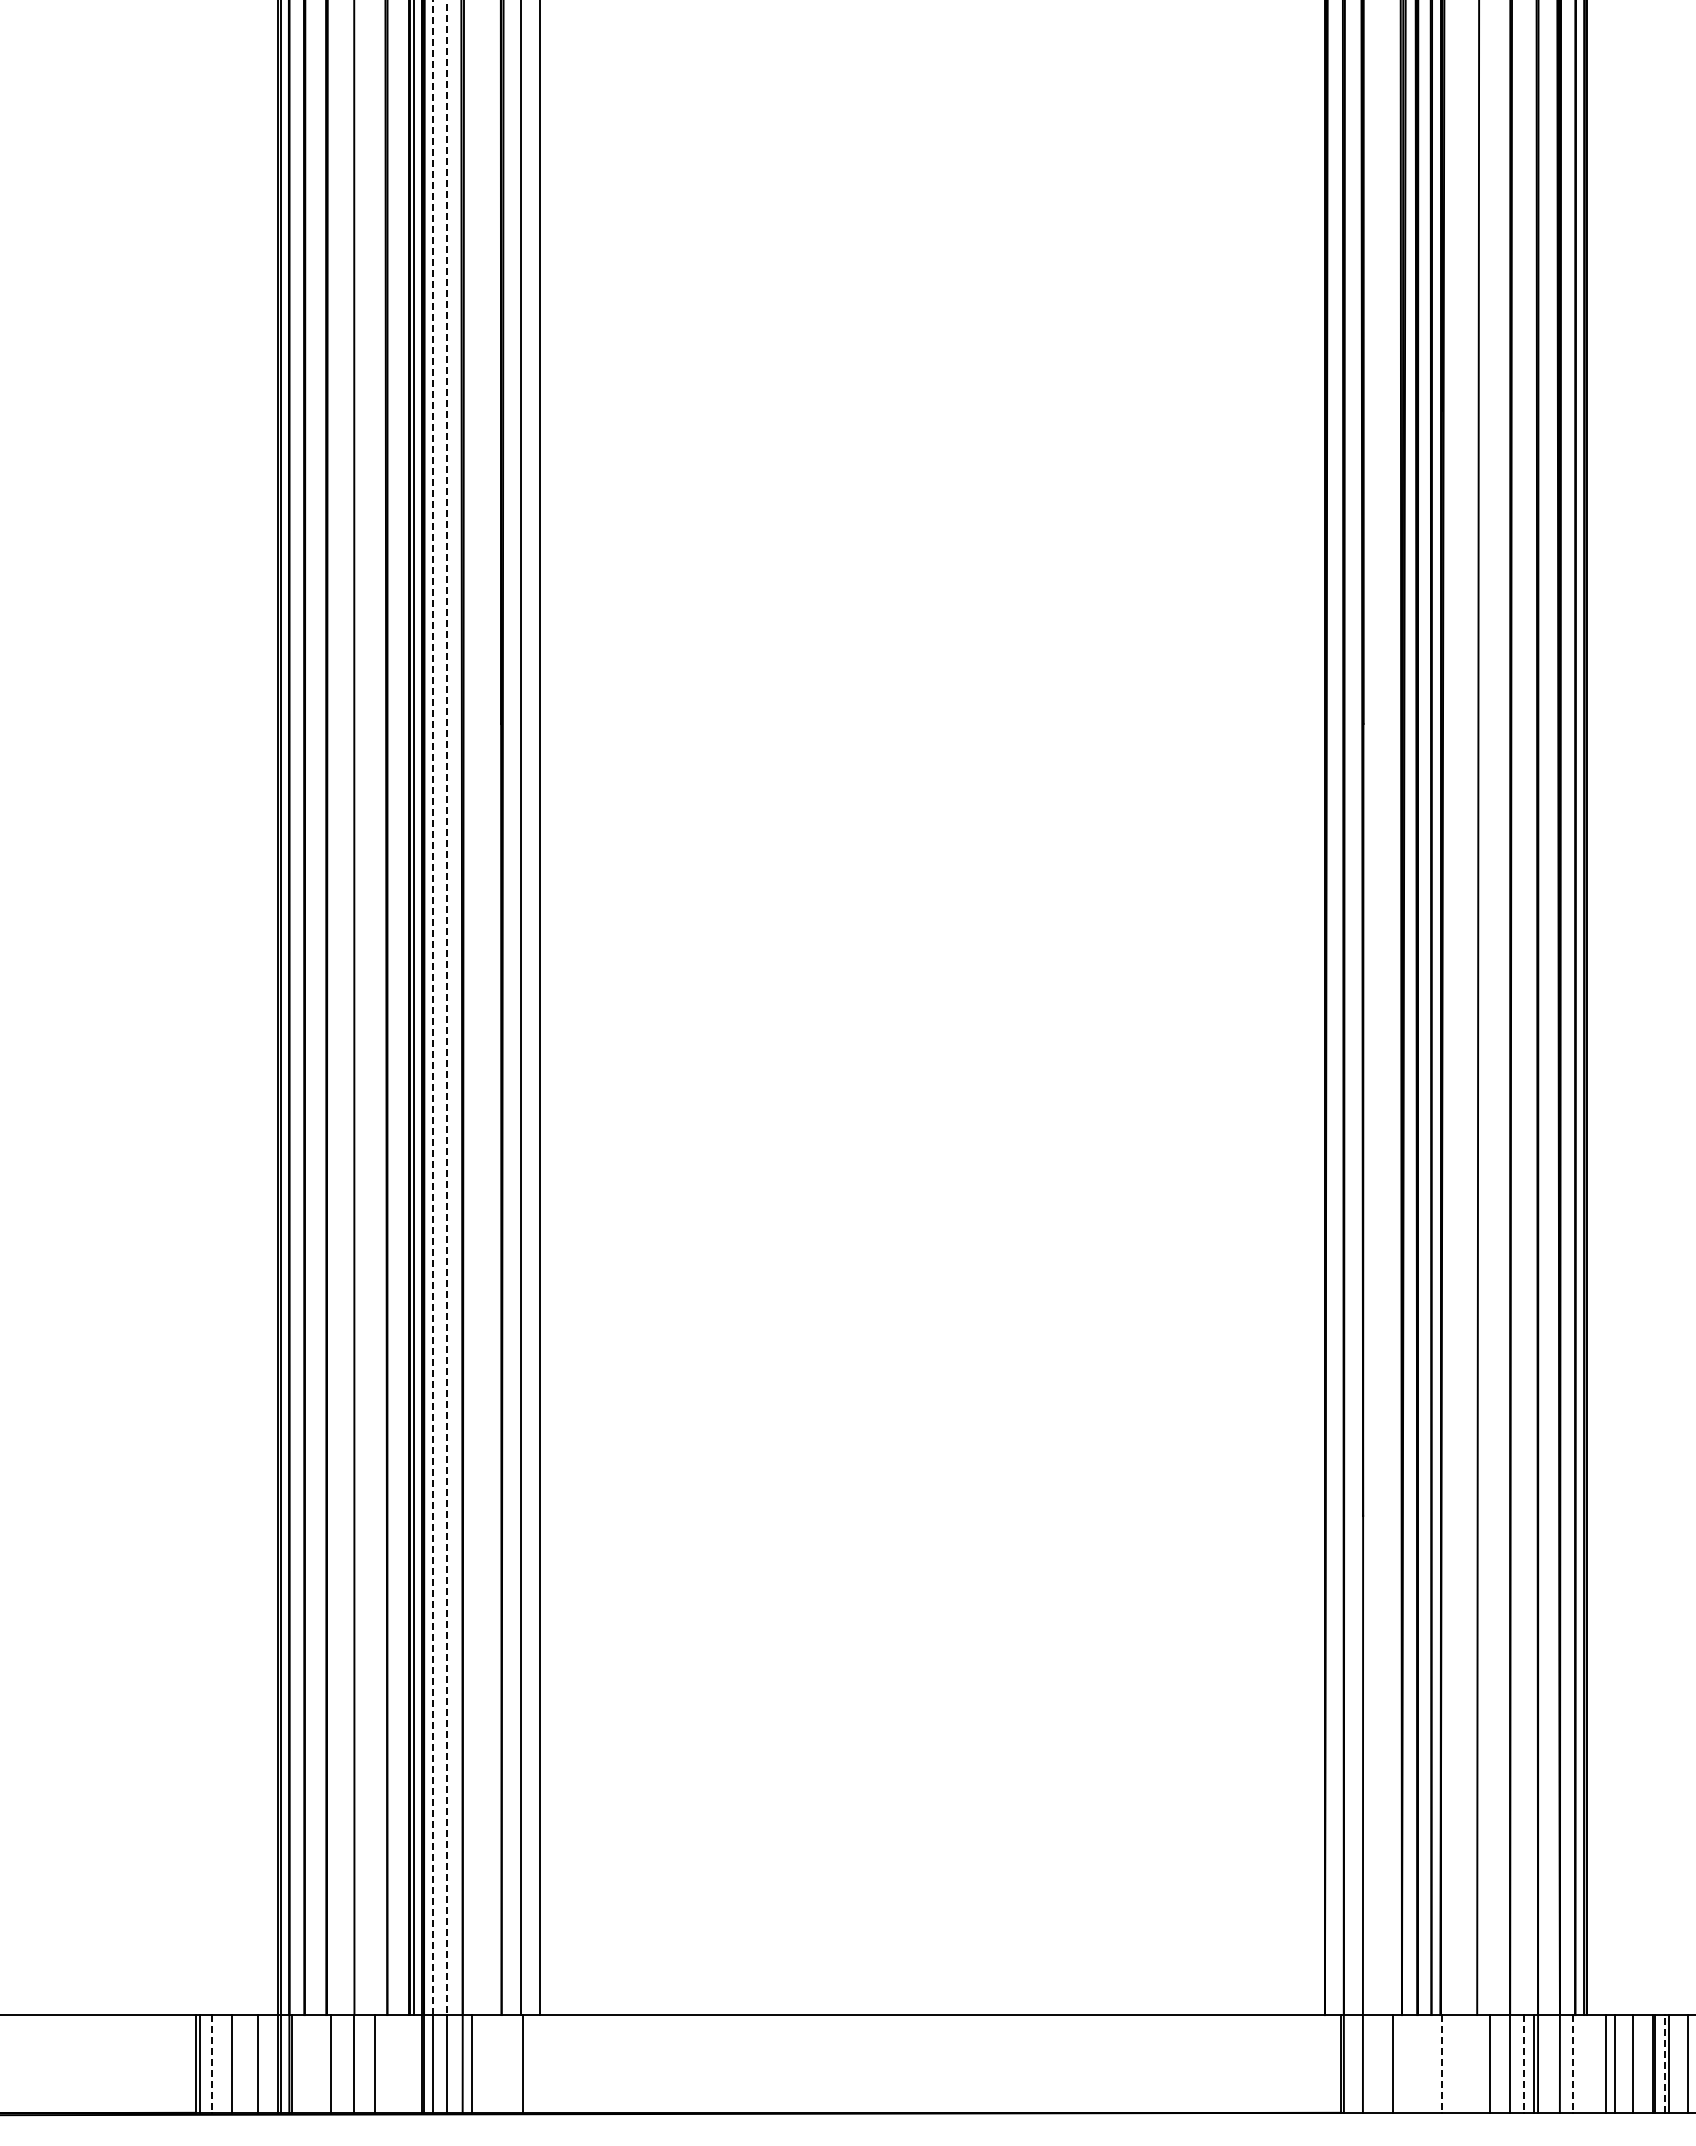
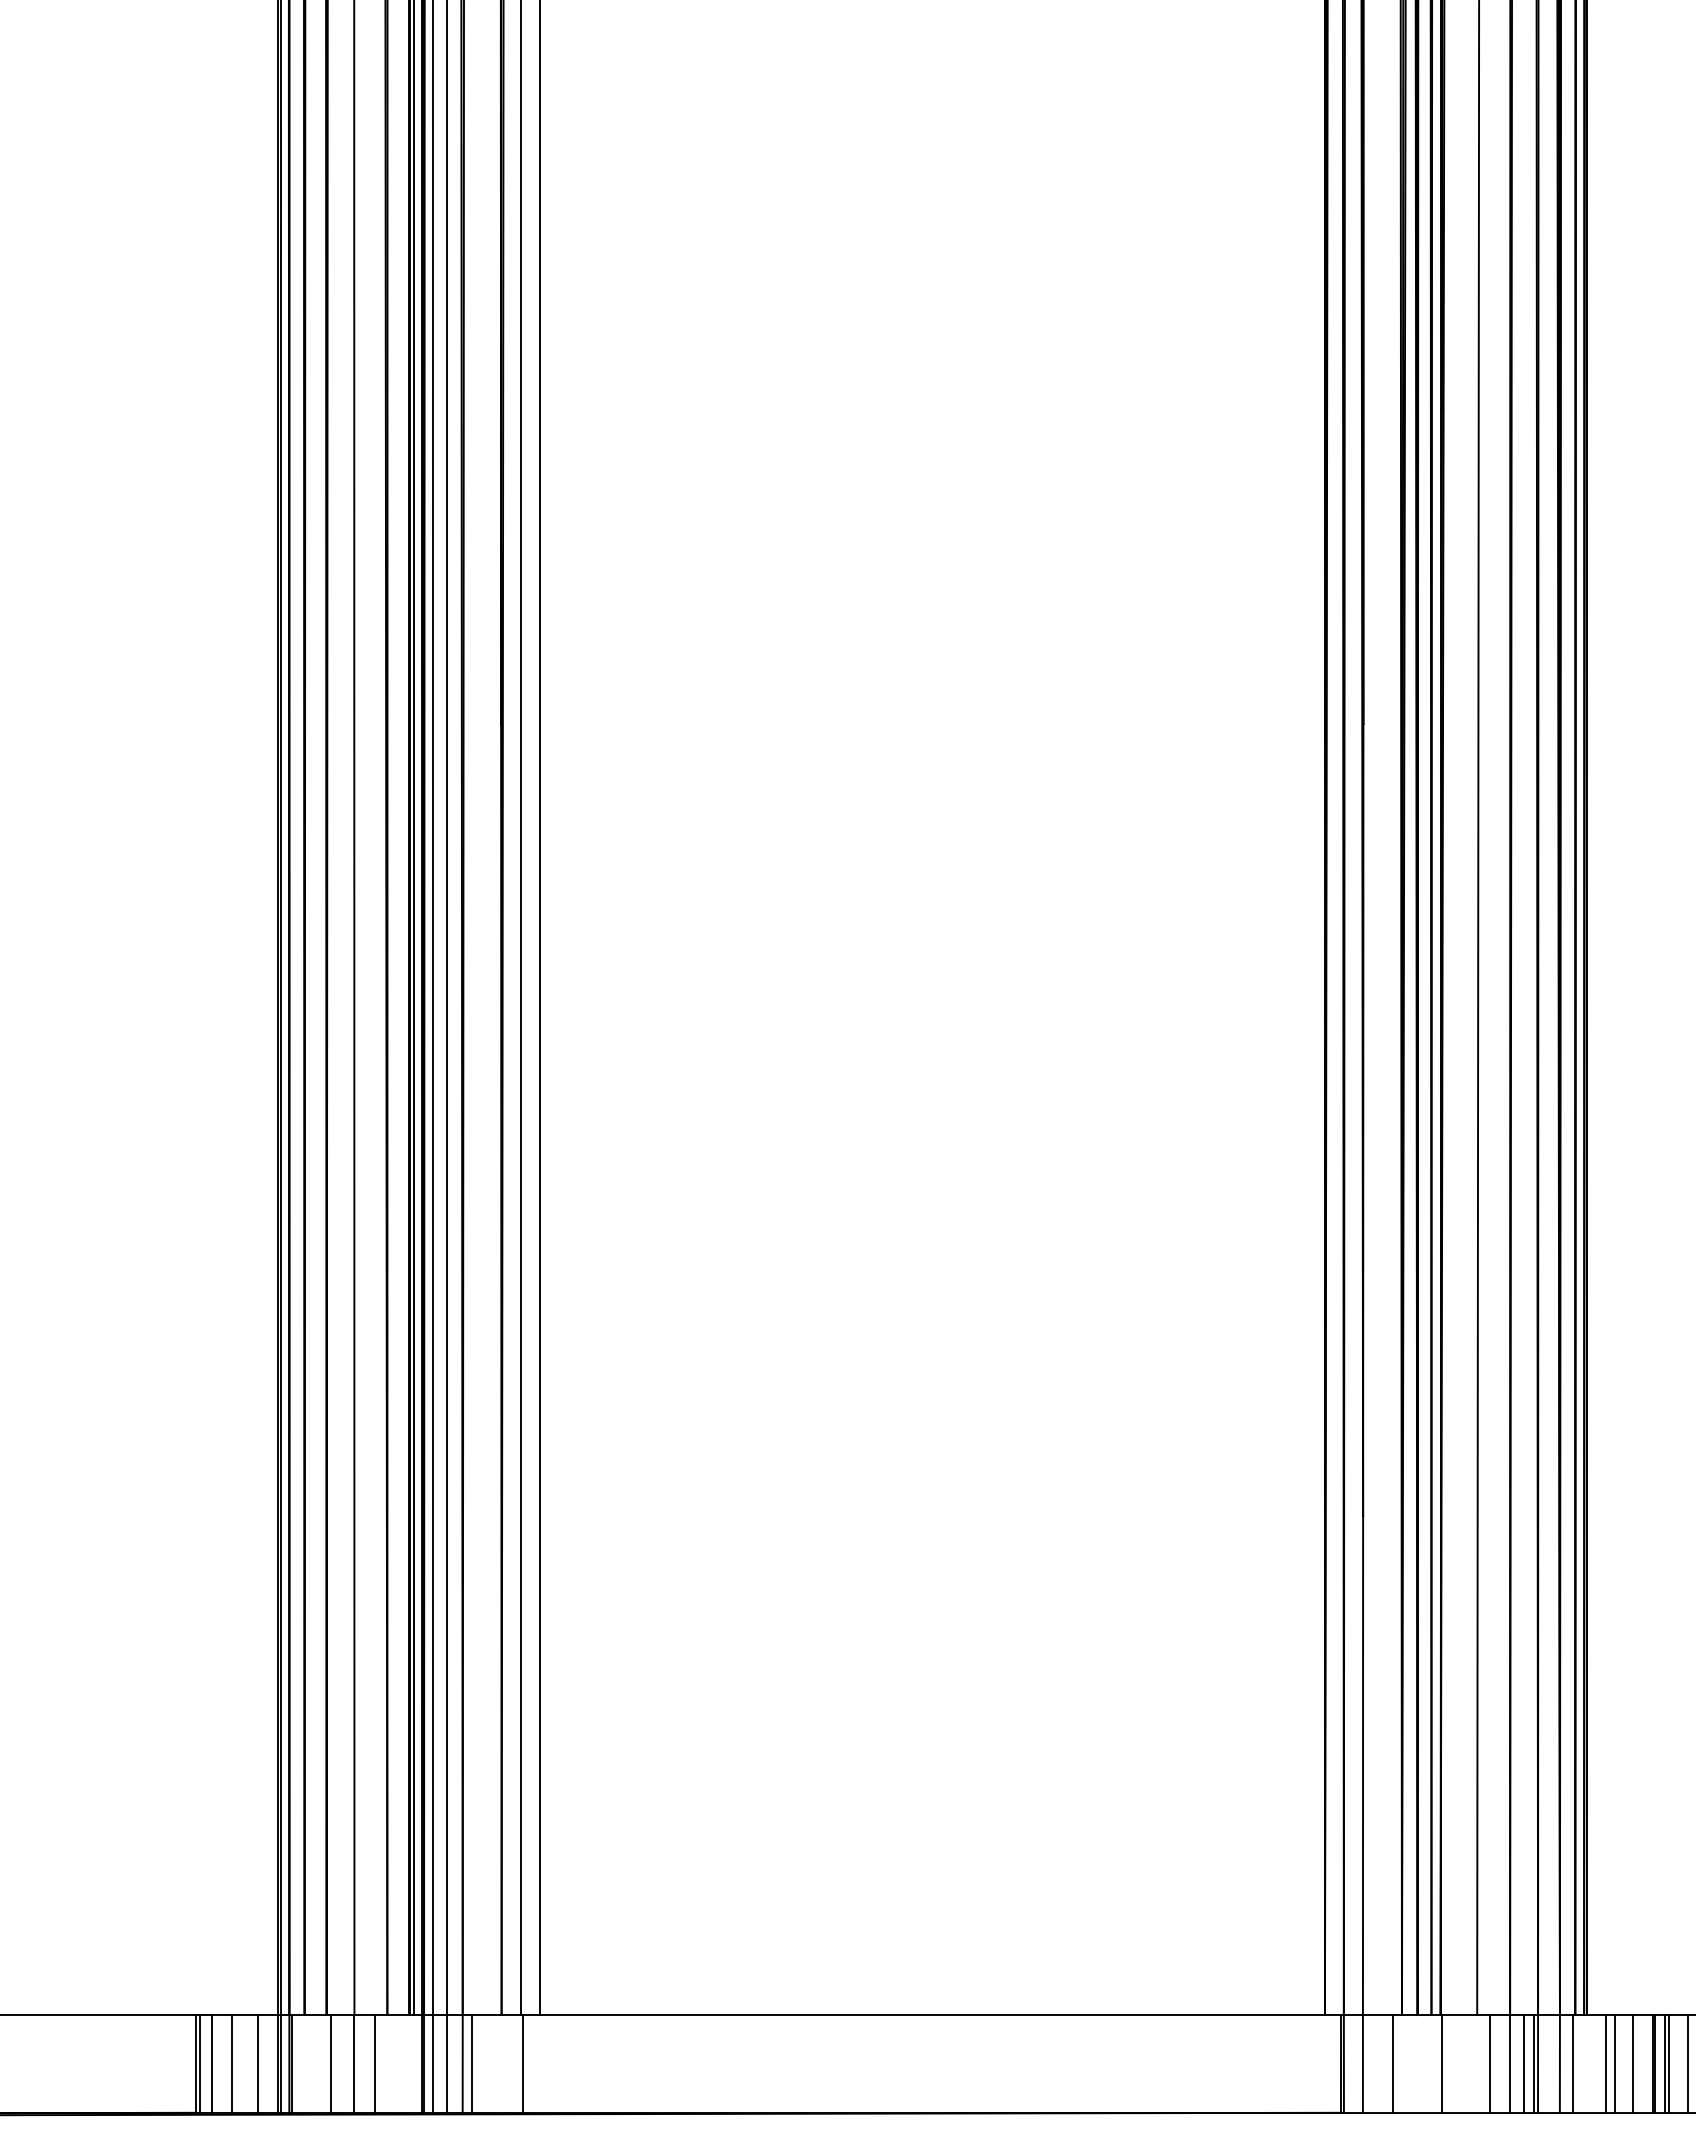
line: dashed -> solid (433, 1006)
line: dashed -> solid (447, 1008)
line: dashed -> solid (212, 2063)
line: dashed -> solid (1442, 2063)
line: dashed -> solid (1524, 2063)
line: dashed -> solid (1572, 2063)
line: dashed -> solid (1664, 2063)
